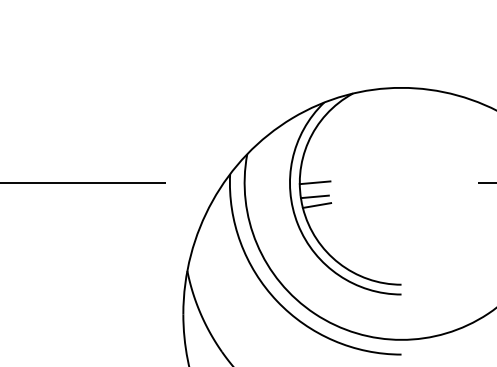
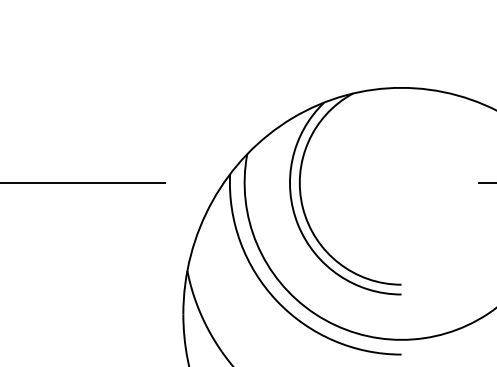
line: present -> none (314, 182)
line: present -> none (314, 196)
line: present -> none (316, 205)
